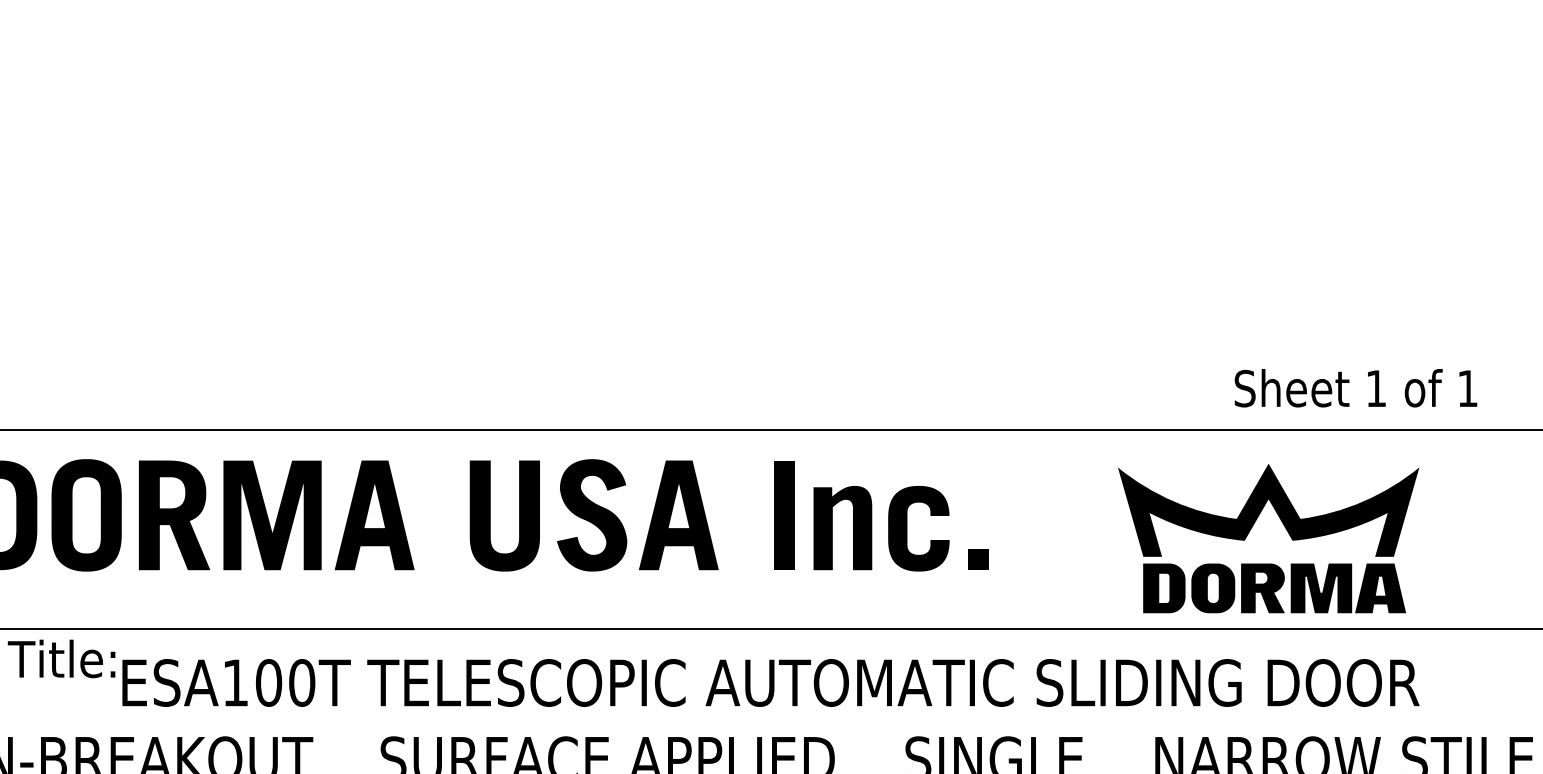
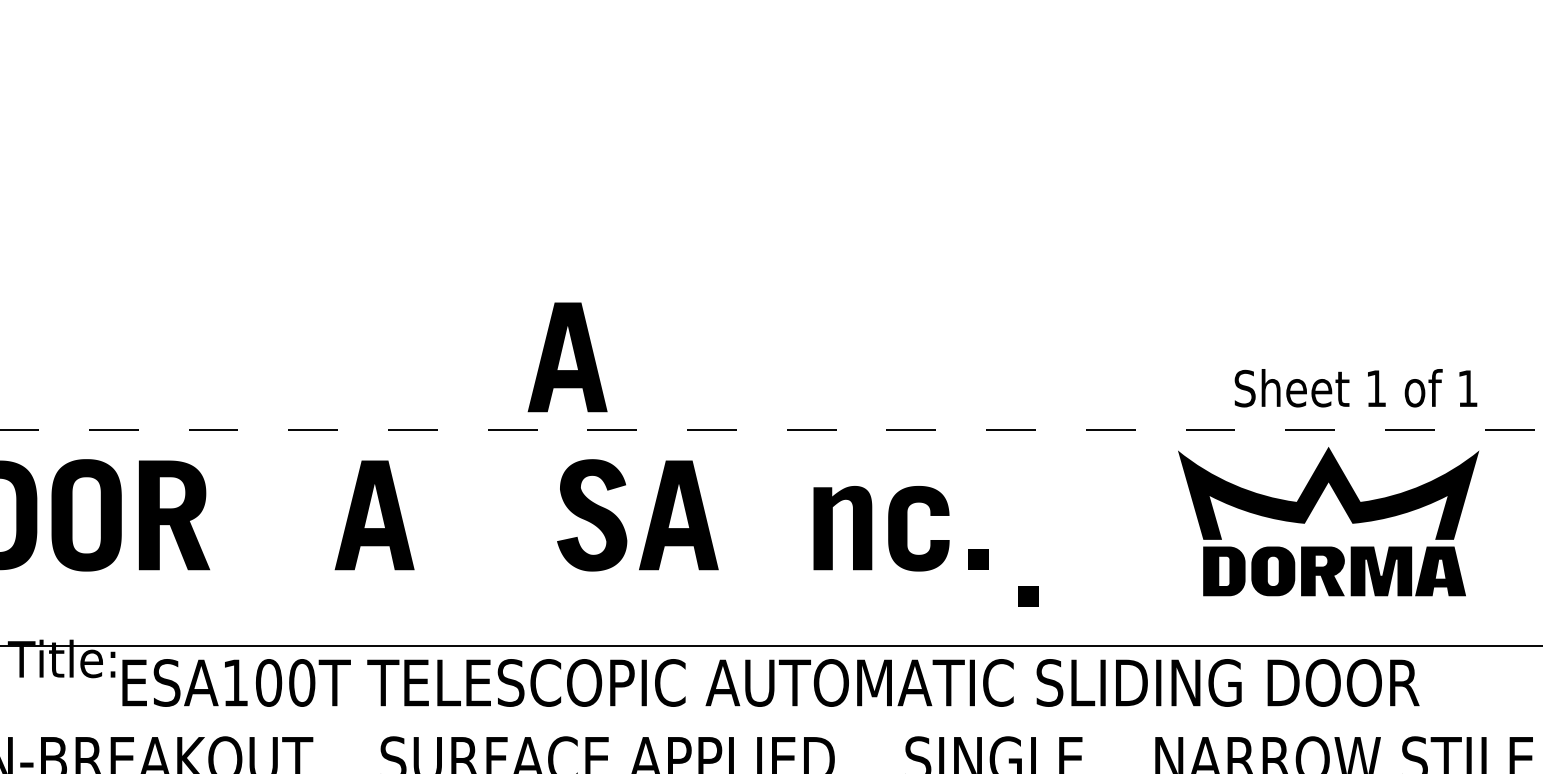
part: none -> present (567, 357)
line: solid -> dashed (771, 430)
fill: present -> none (272, 515)
fill: present -> none (504, 515)
part: present -> none (784, 515)
part position: (1251, 529) -> (1311, 512) (1311, 512)
part: none -> present (1028, 596)
line position: (770, 629) -> (770, 646) (770, 646)
